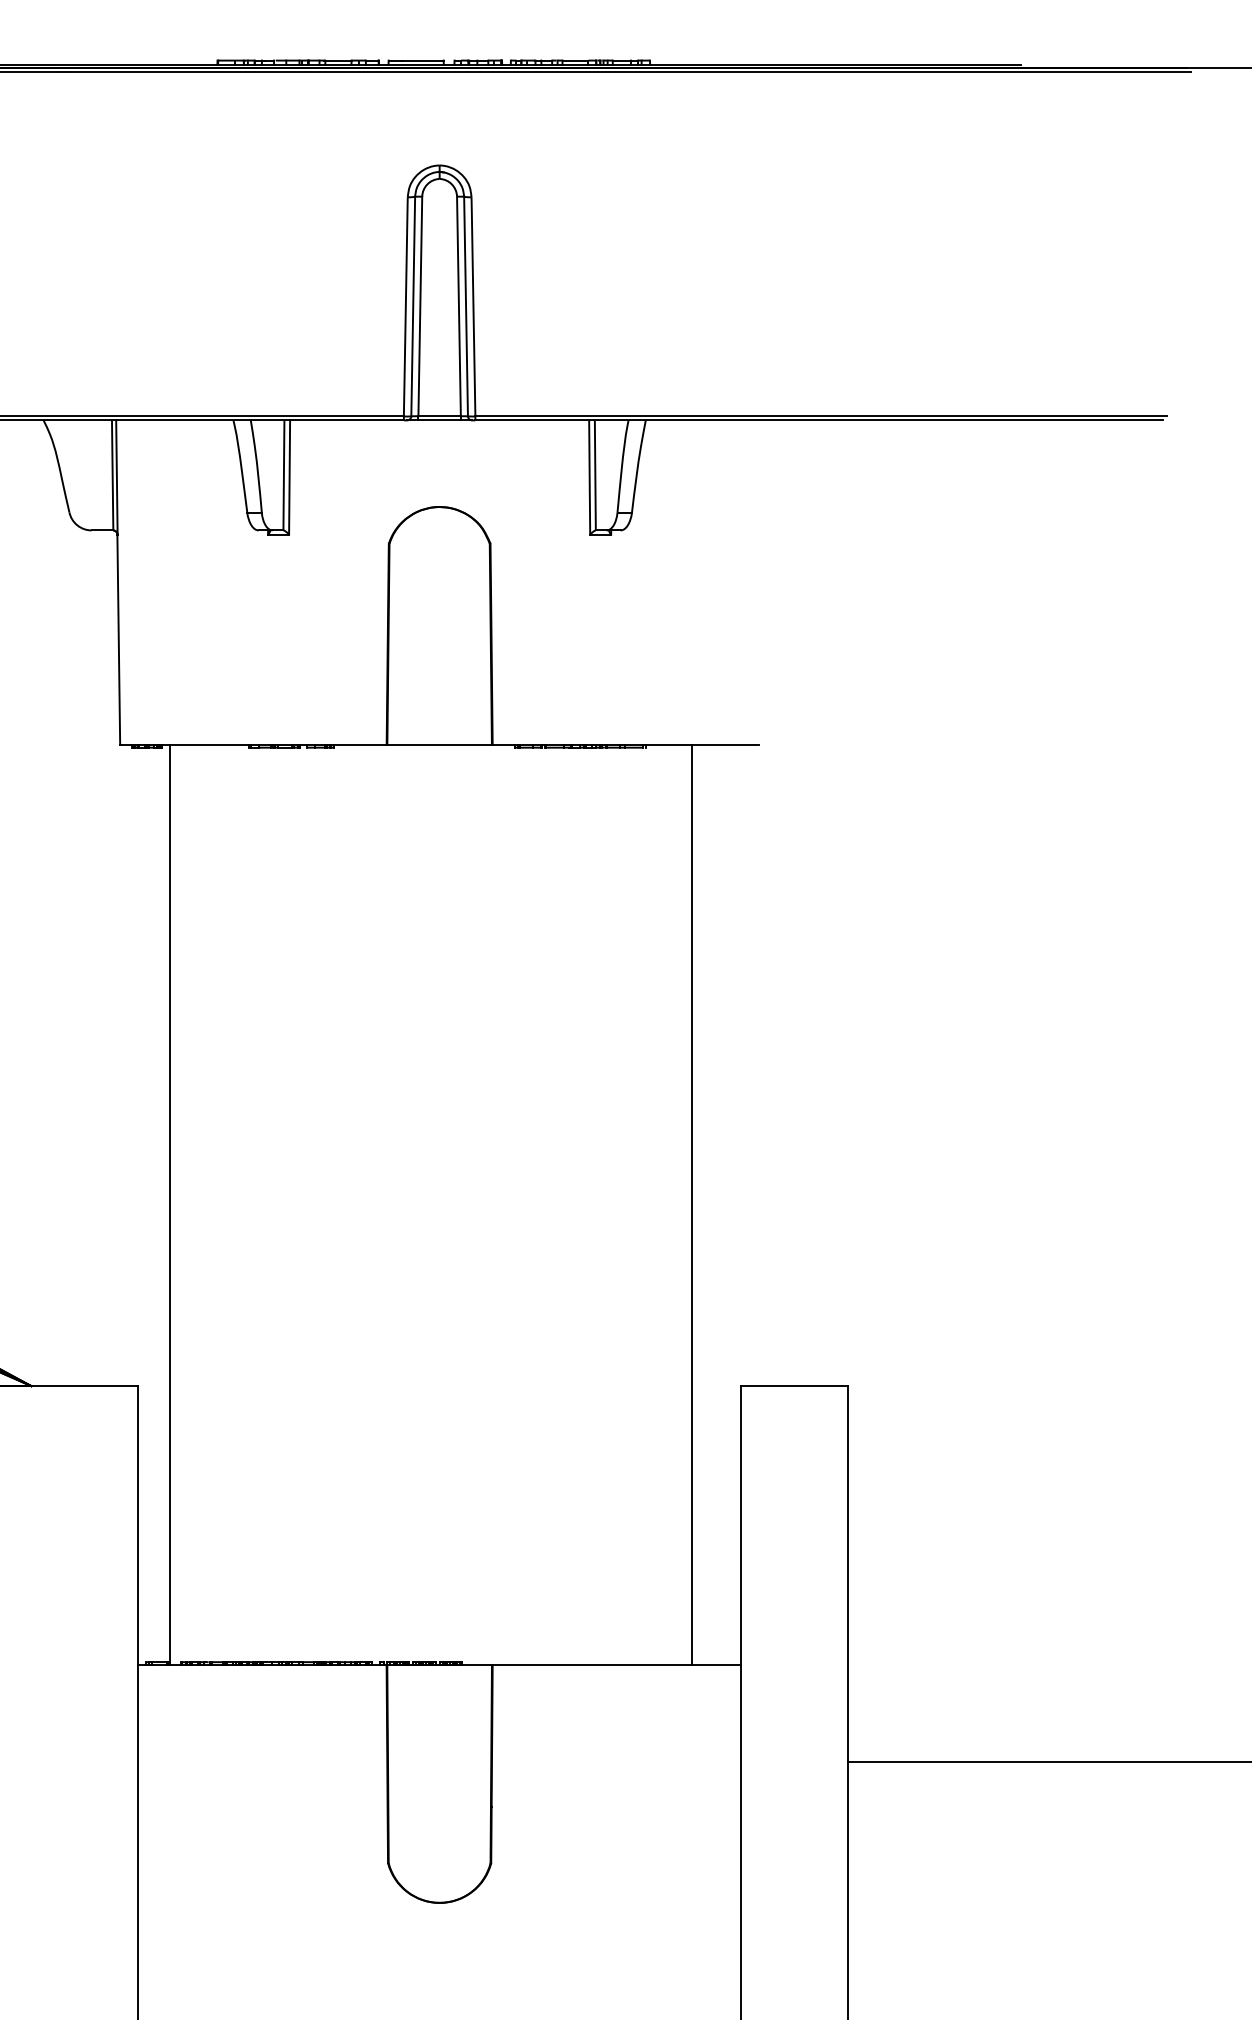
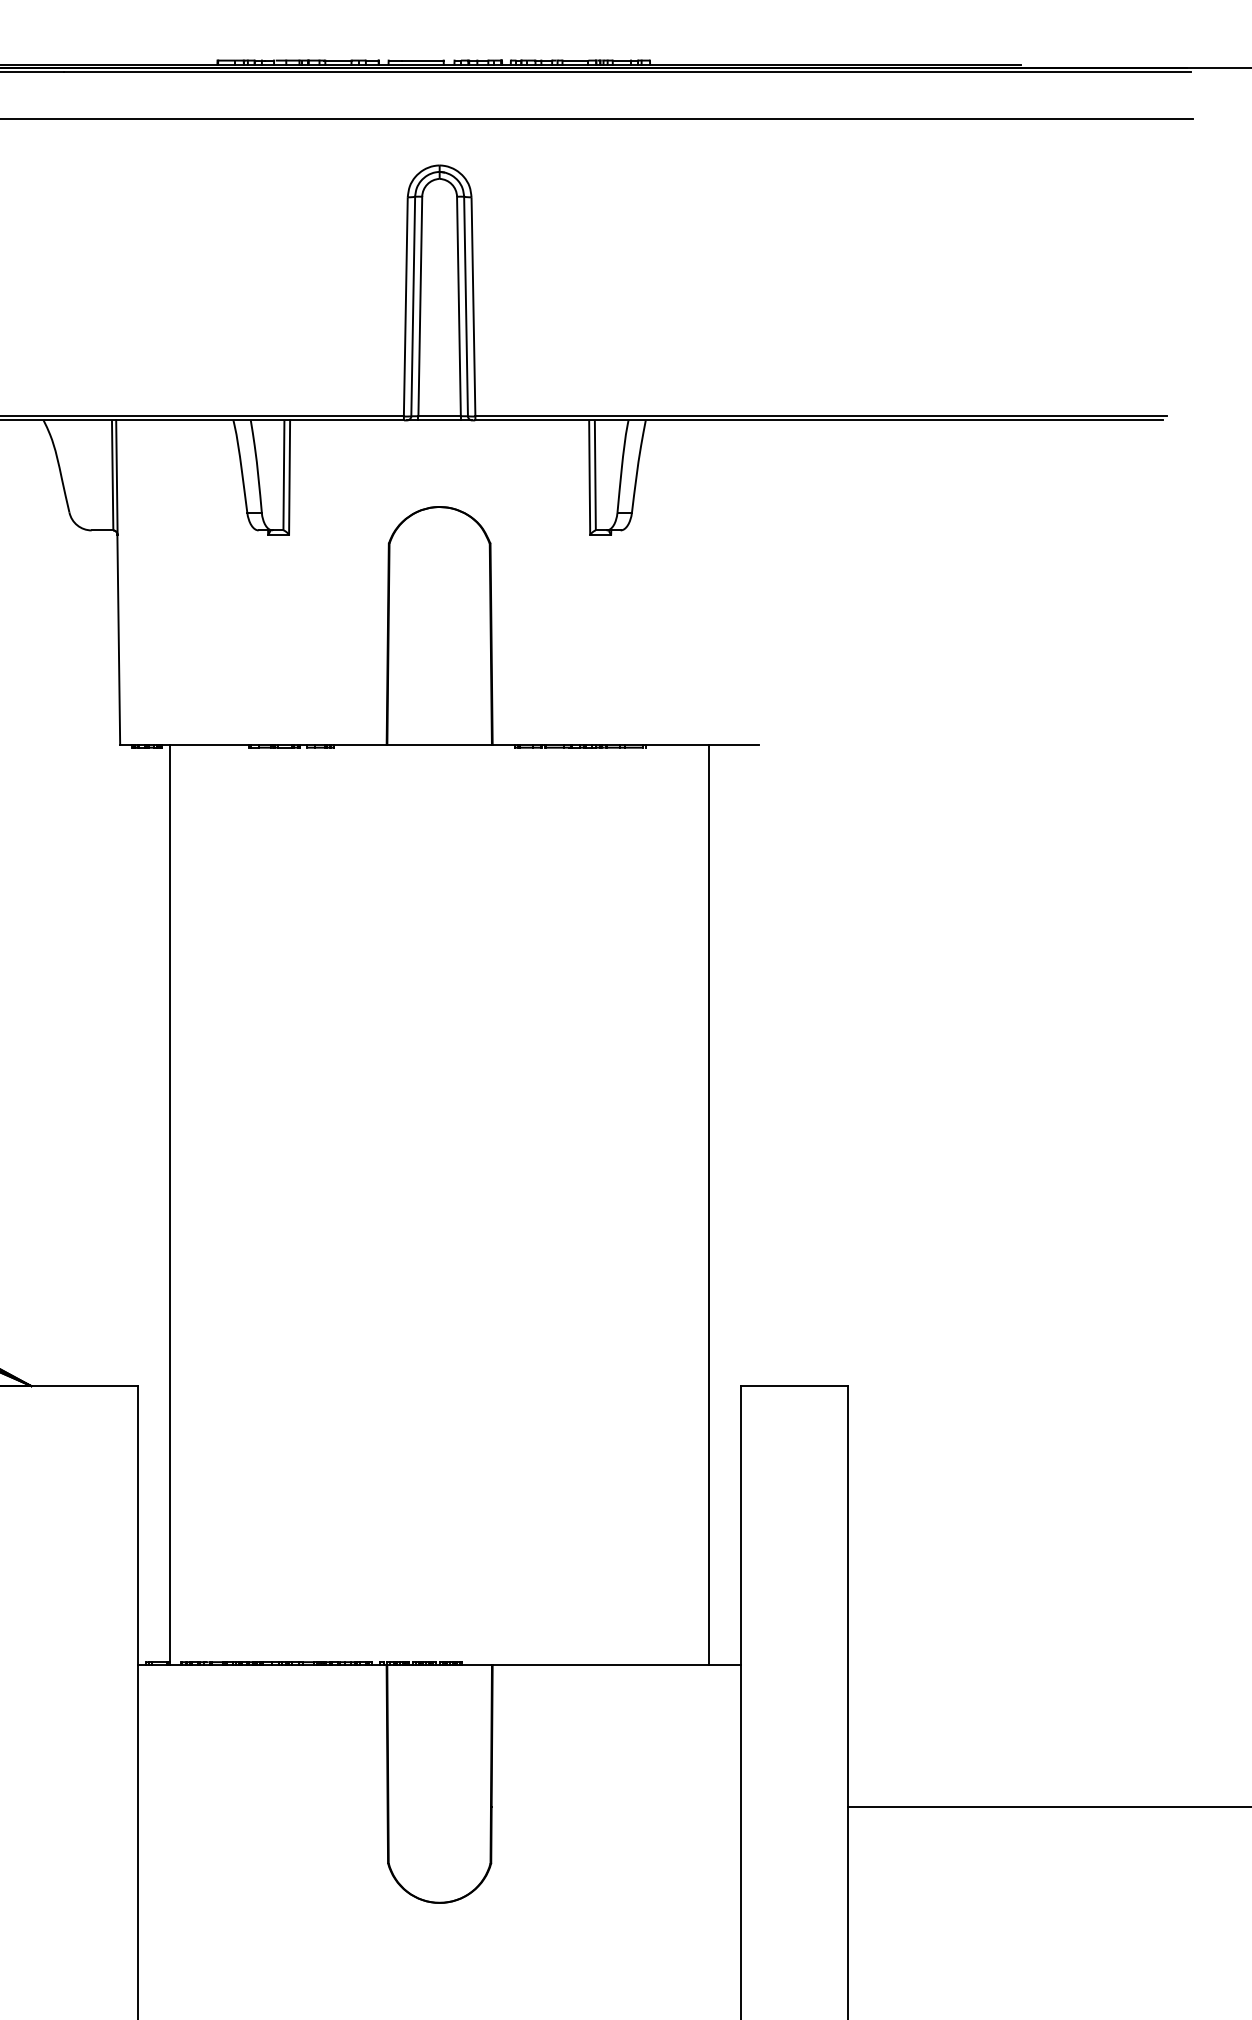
line: none -> present (597, 118)
line position: (692, 1204) -> (709, 1204) (709, 1204)
line position: (1047, 1761) -> (1047, 1806) (1047, 1806)
